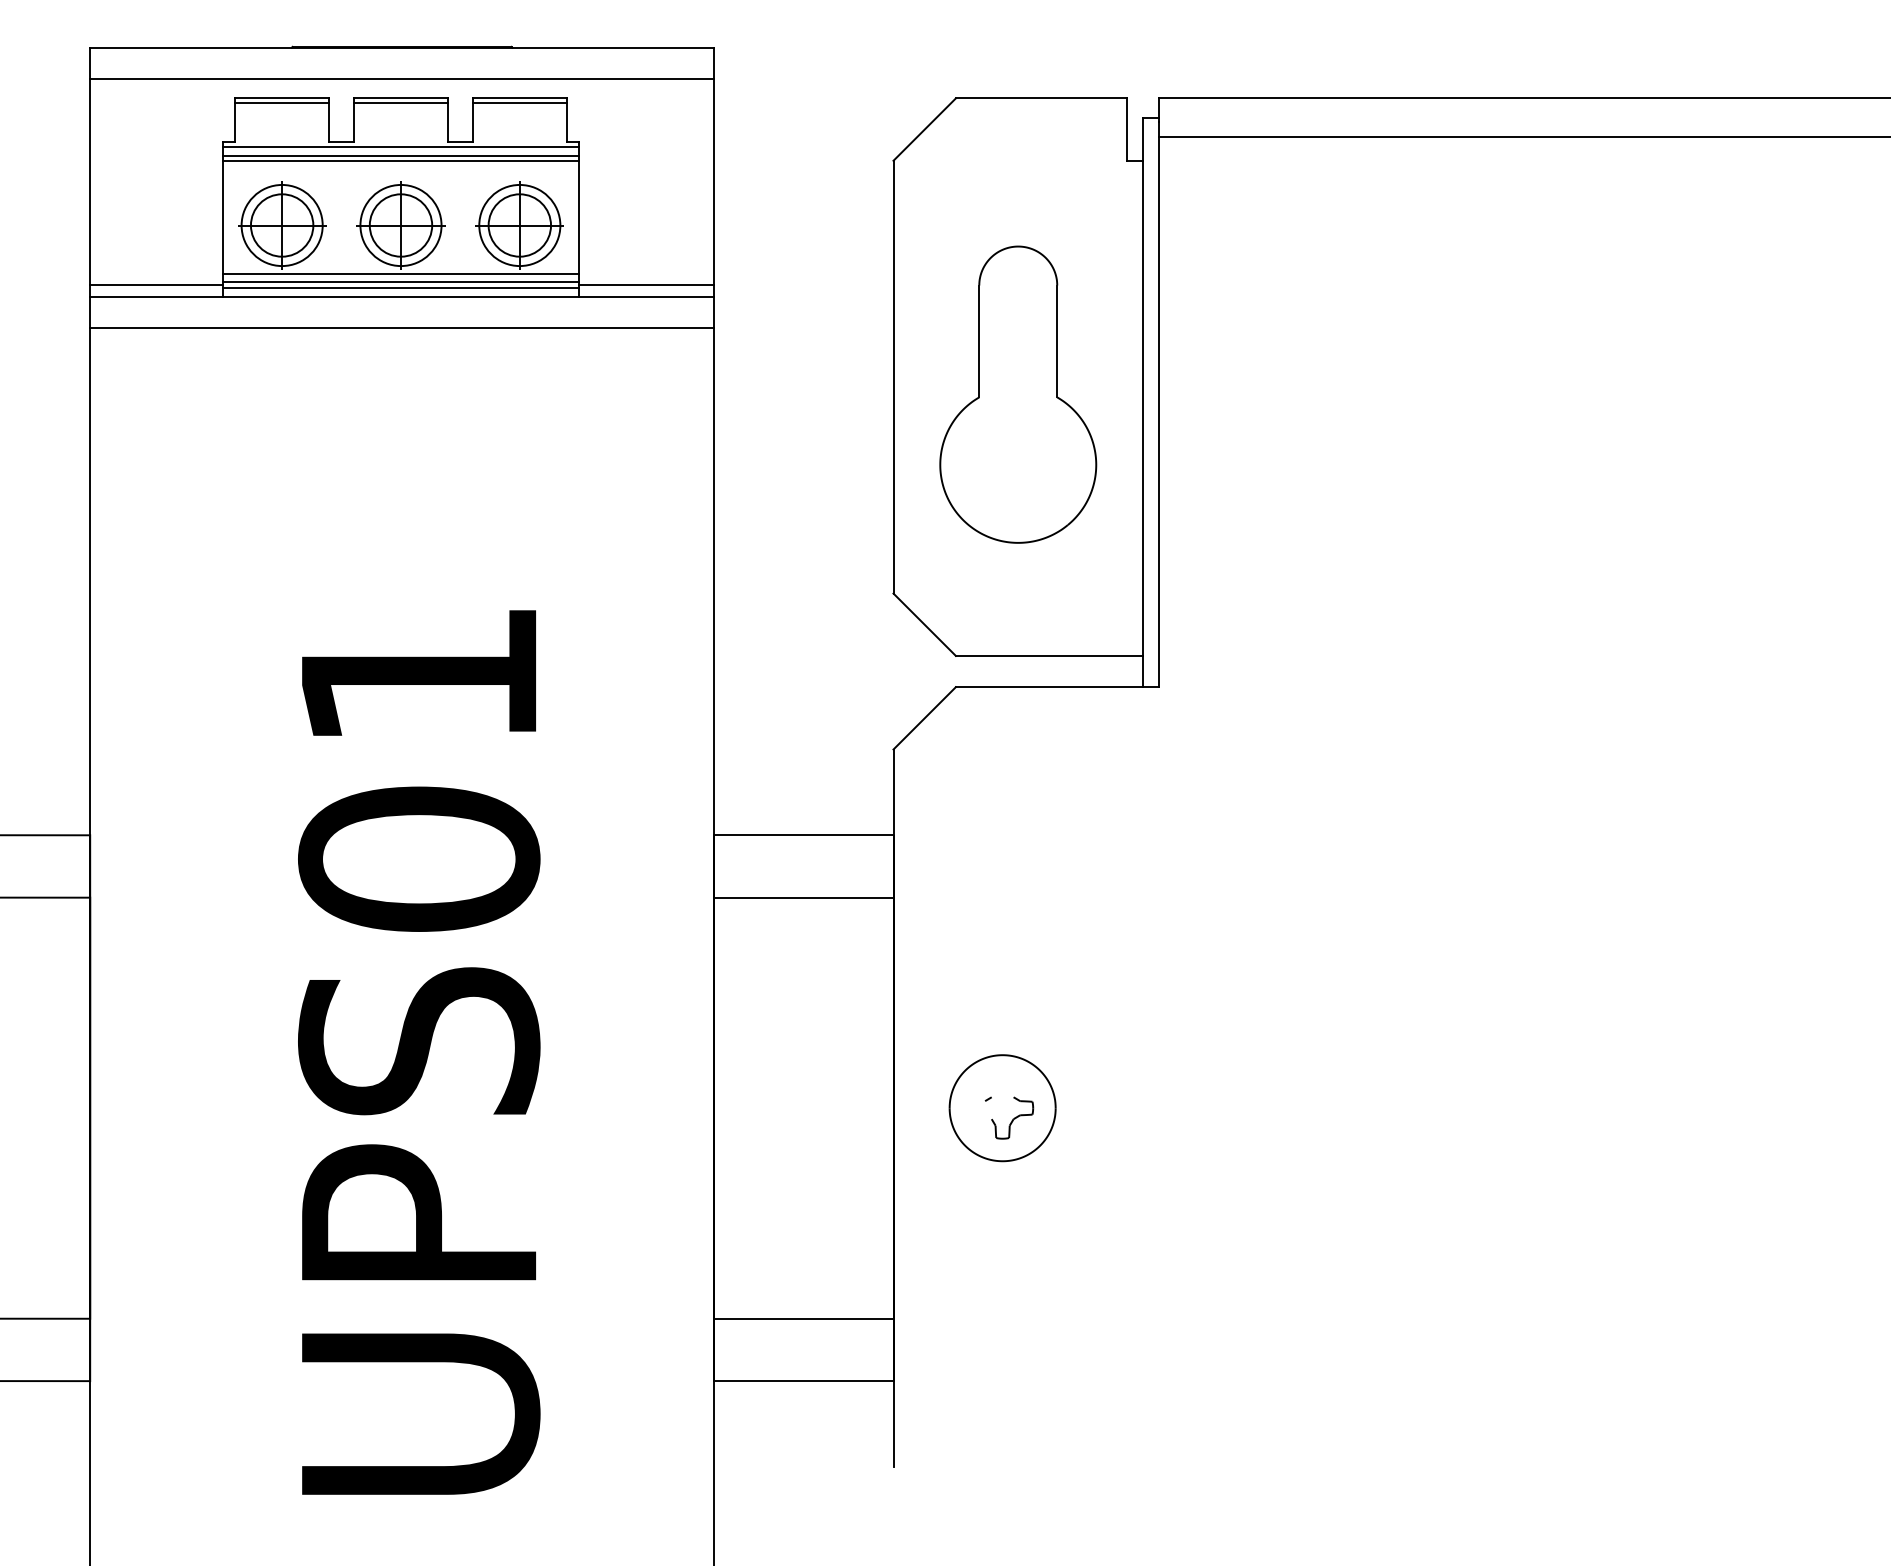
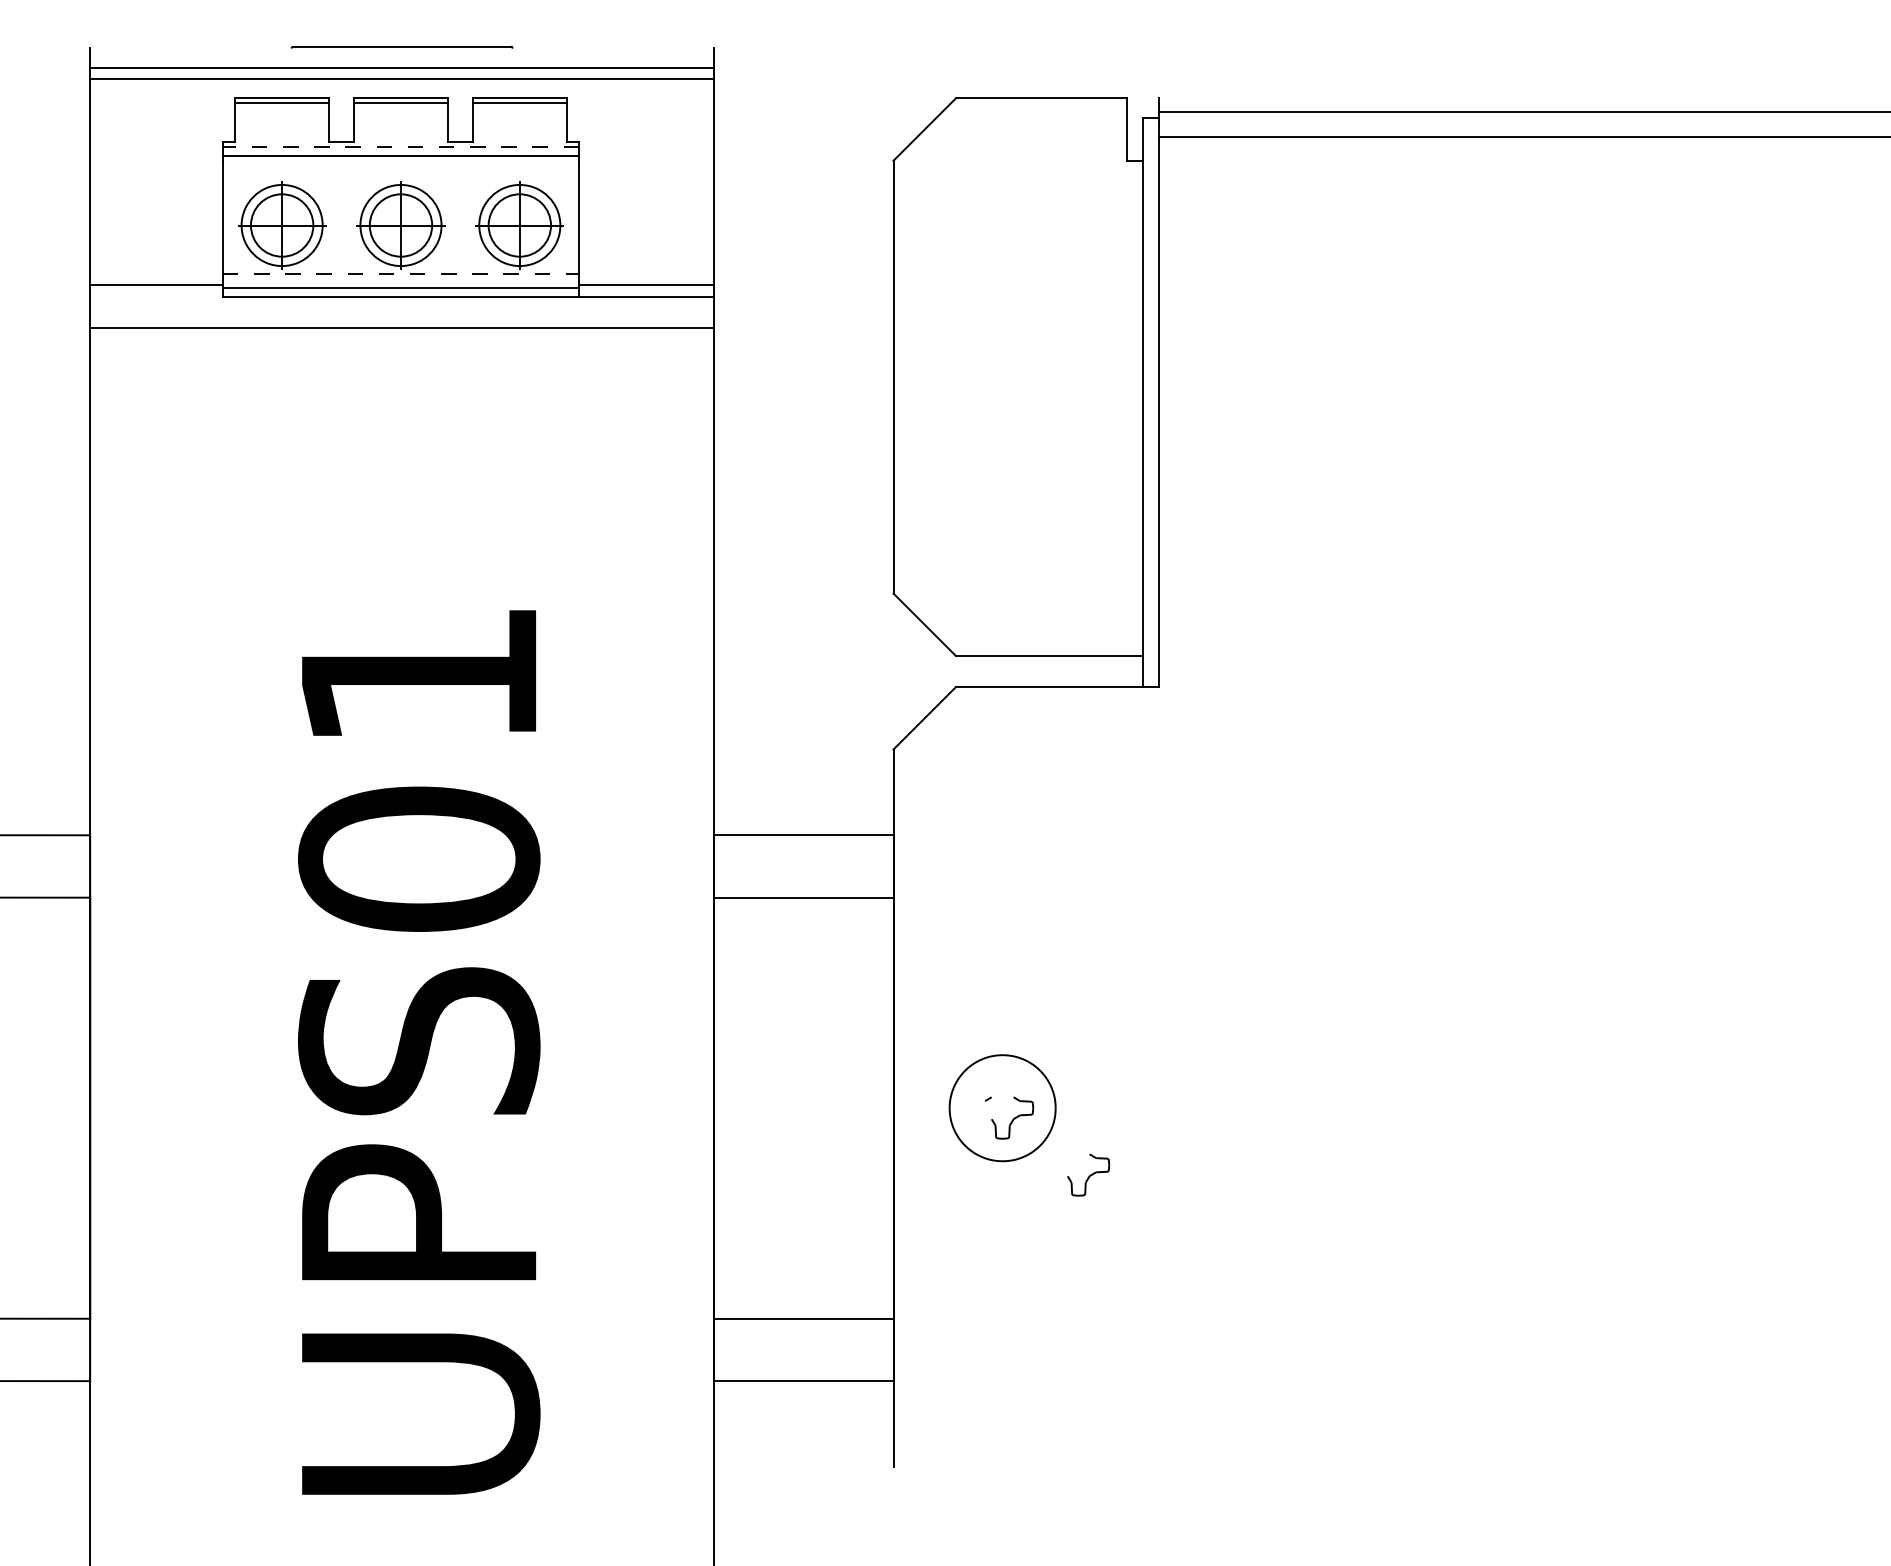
line position: (402, 47) -> (402, 67) (402, 67)
line position: (1522, 98) -> (1522, 112) (1522, 112)
line: solid -> dashed (400, 146)
line: present -> none (400, 160)
line: solid -> dashed (401, 273)
line: present -> none (400, 281)
line: present -> none (156, 297)
part: present -> none (1018, 394)
part: none -> present (1088, 1174)
